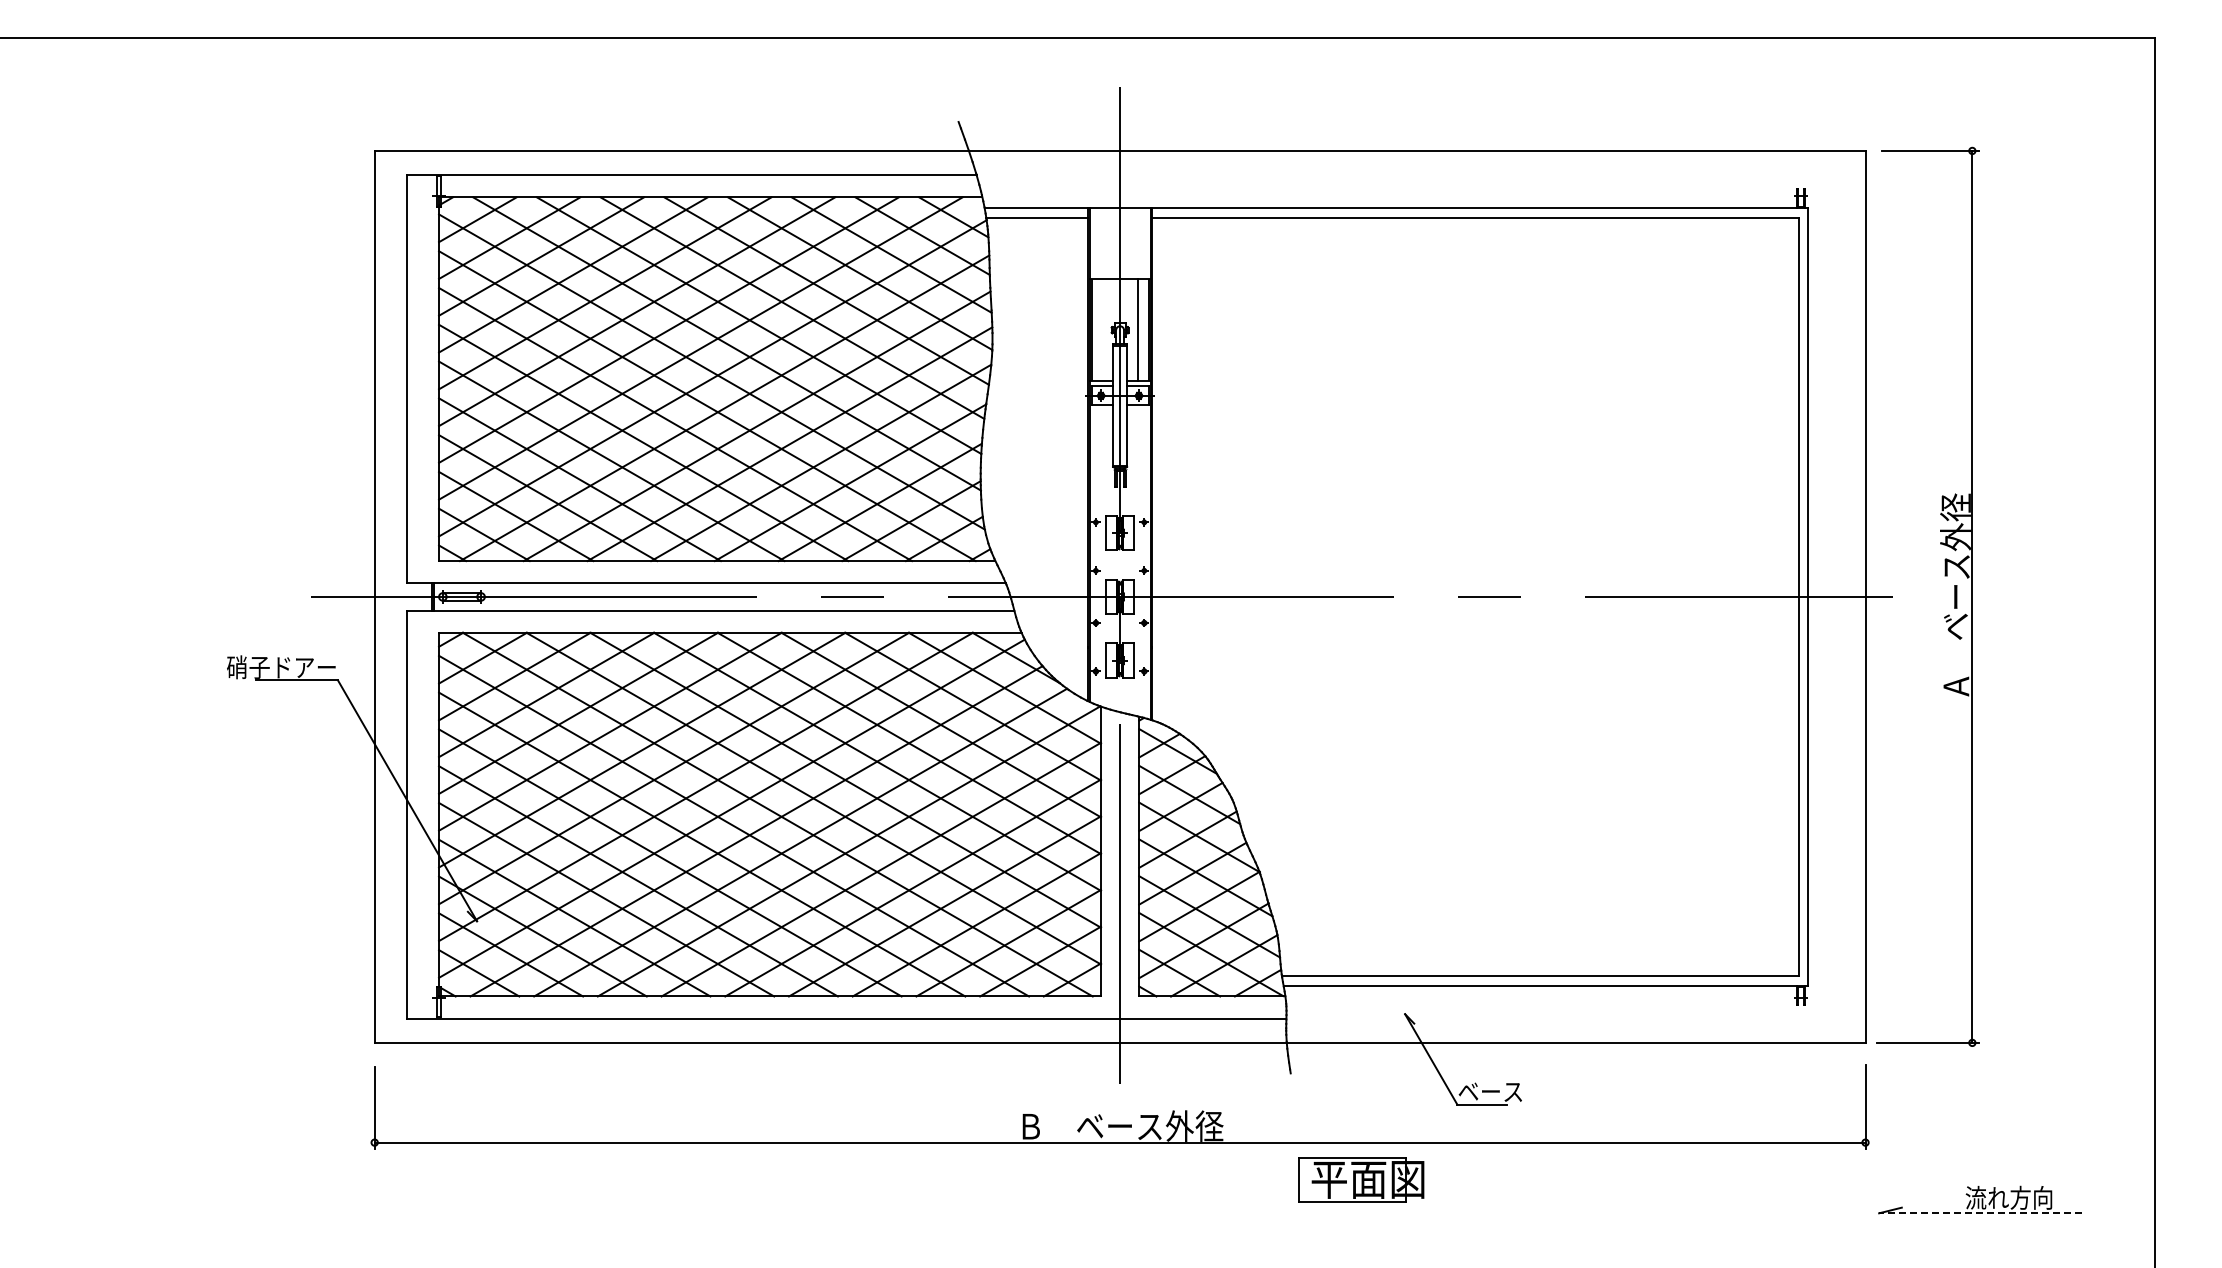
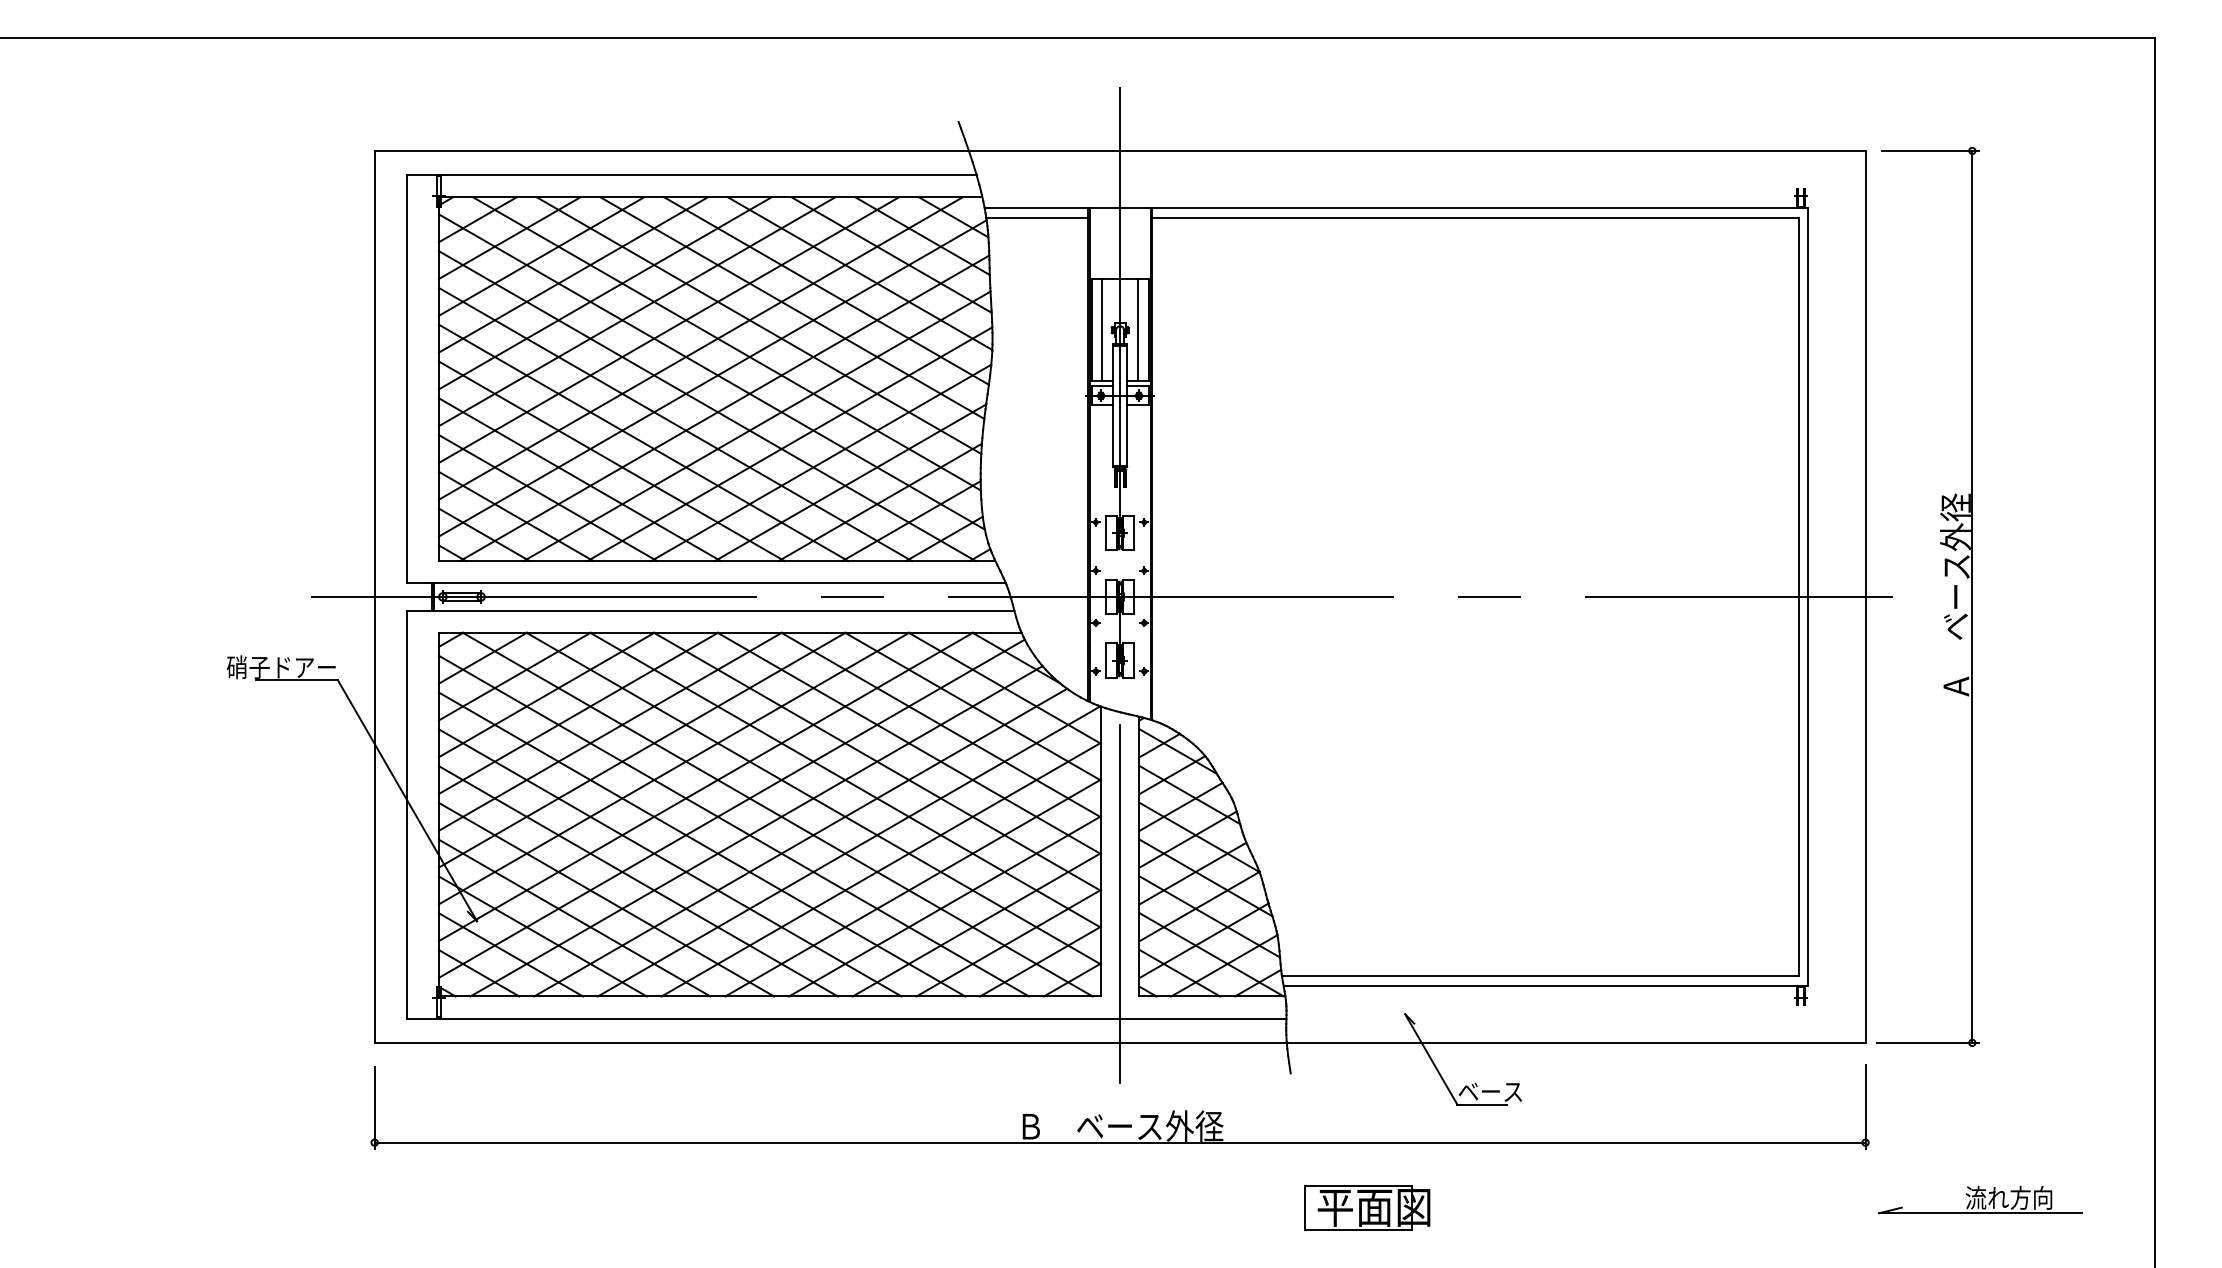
line: none -> present (1102, 330)
part position: (1361, 1179) -> (1367, 1207) (1367, 1207)
line: dashed -> solid (1979, 1213)
